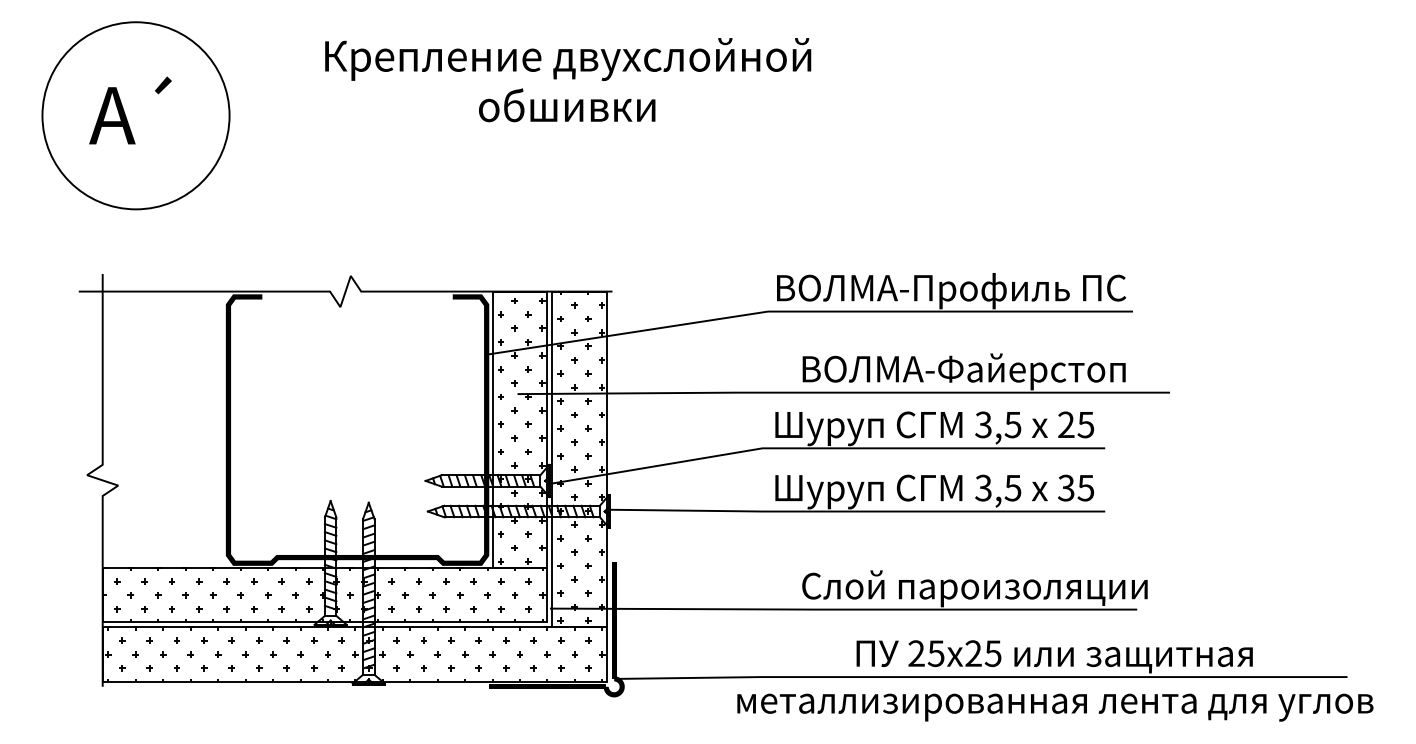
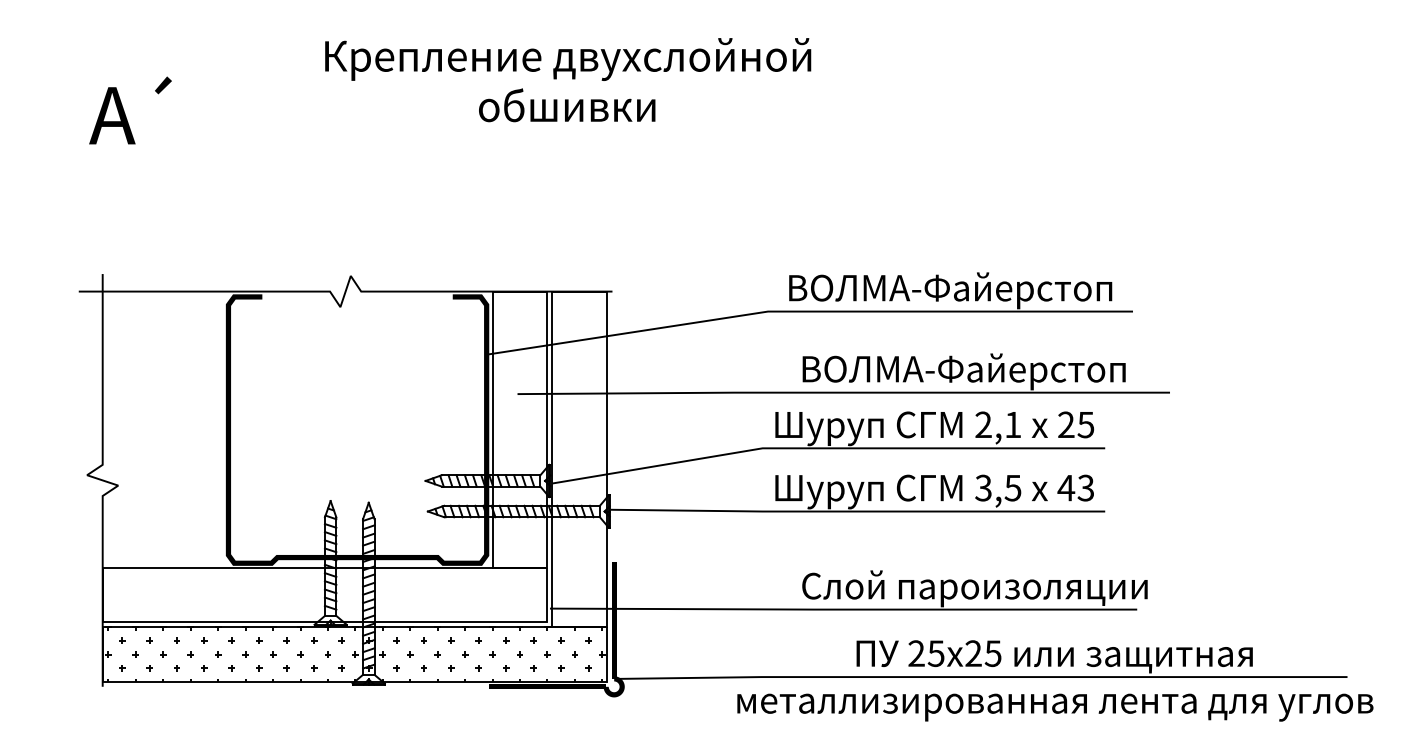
circle: present -> none (135, 115)
text: ВОЛМА-Профиль ПС -> ВОЛМА-Файерстоп (951, 290)
text: 3,5 -> 2,1 (998, 425)
hatch: present -> none (521, 431)
hatch: present -> none (581, 457)
text: 35 -> 43 (1075, 487)
hatch: present -> none (323, 594)
